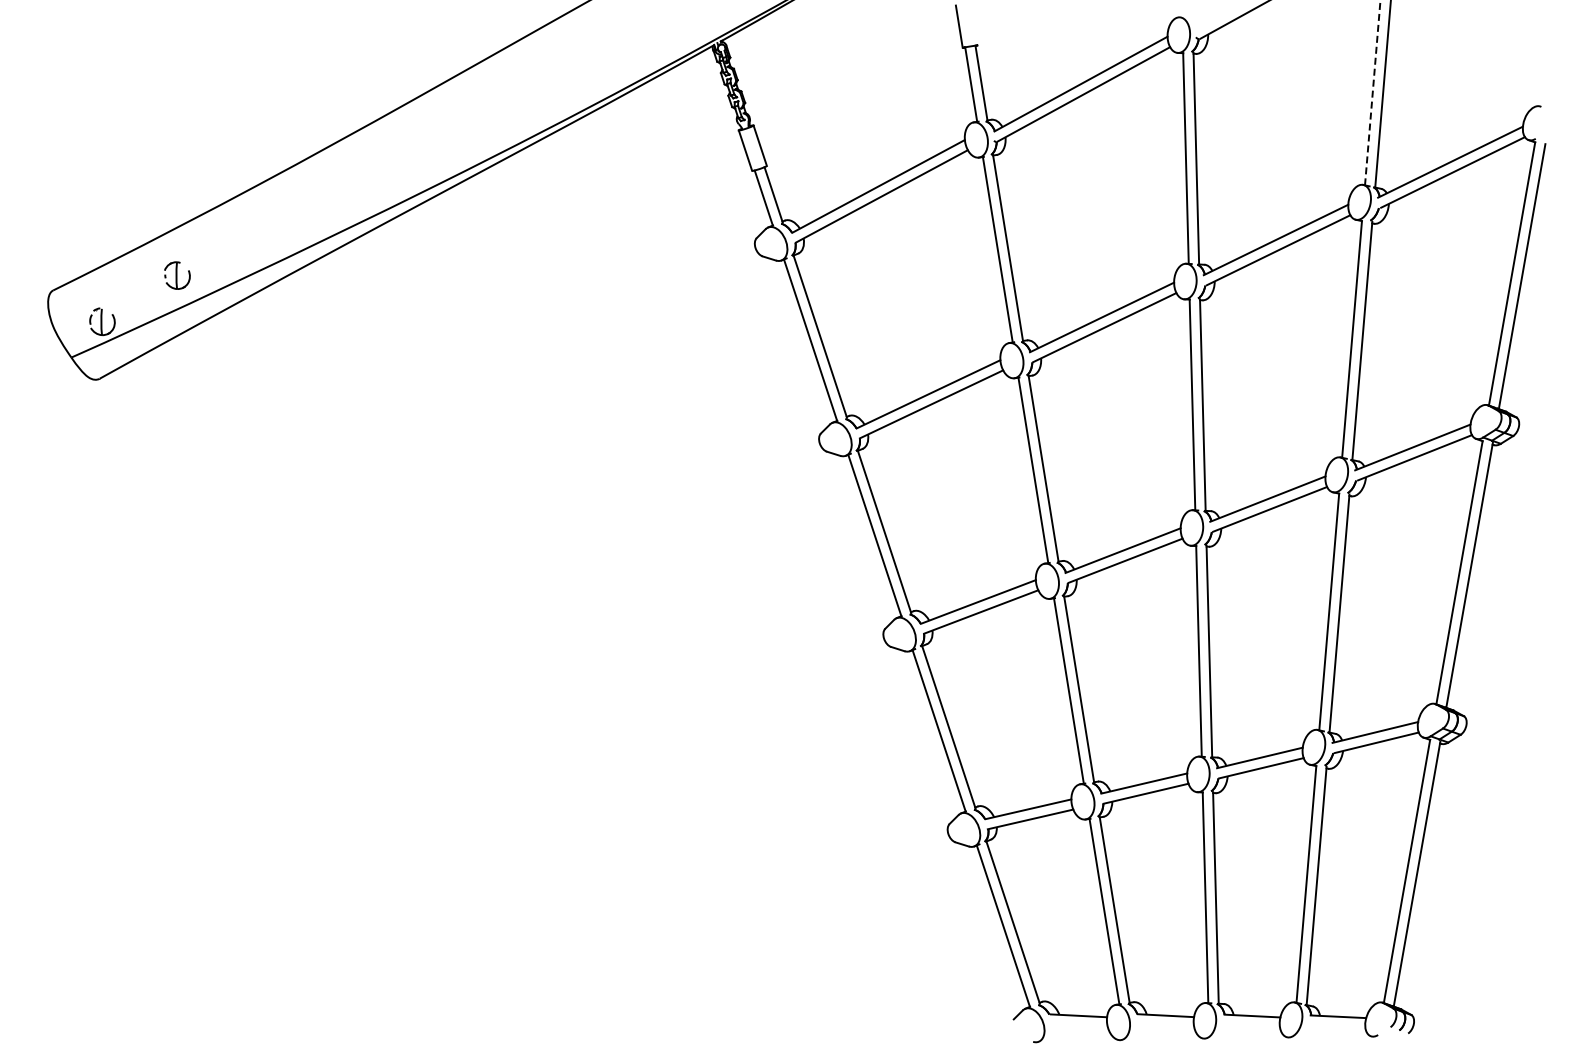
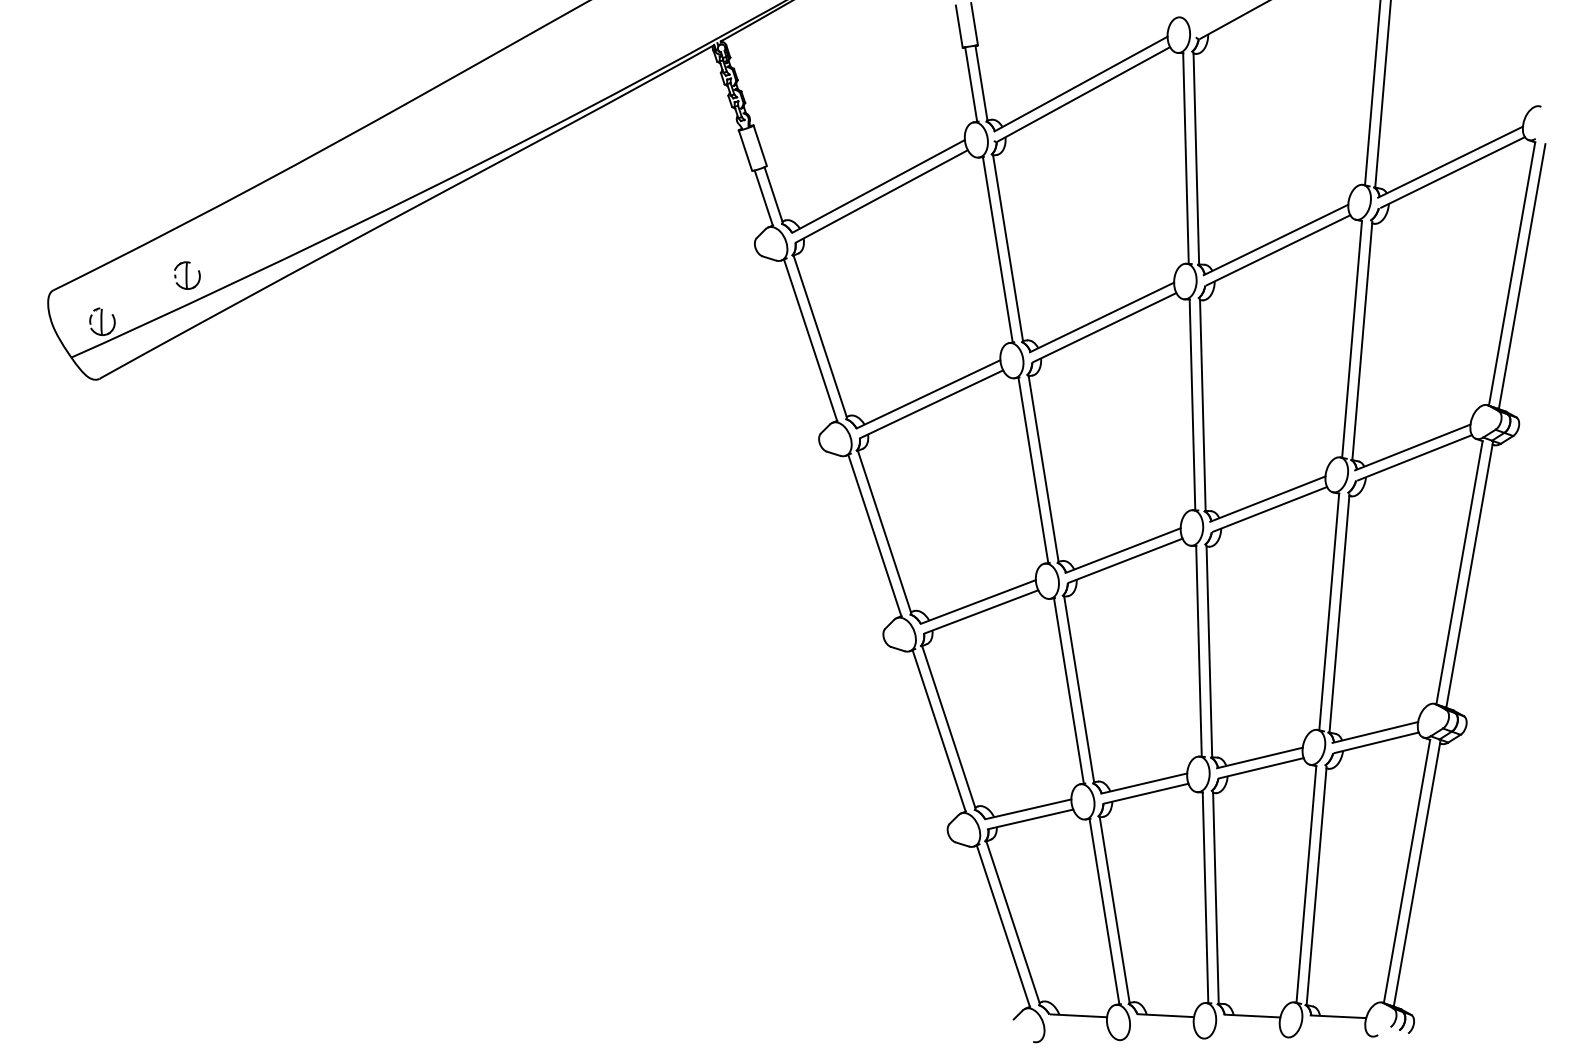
line: none -> present (974, 24)
line: dashed -> solid (1372, 92)
part position: (177, 275) -> (187, 275) (187, 275)
